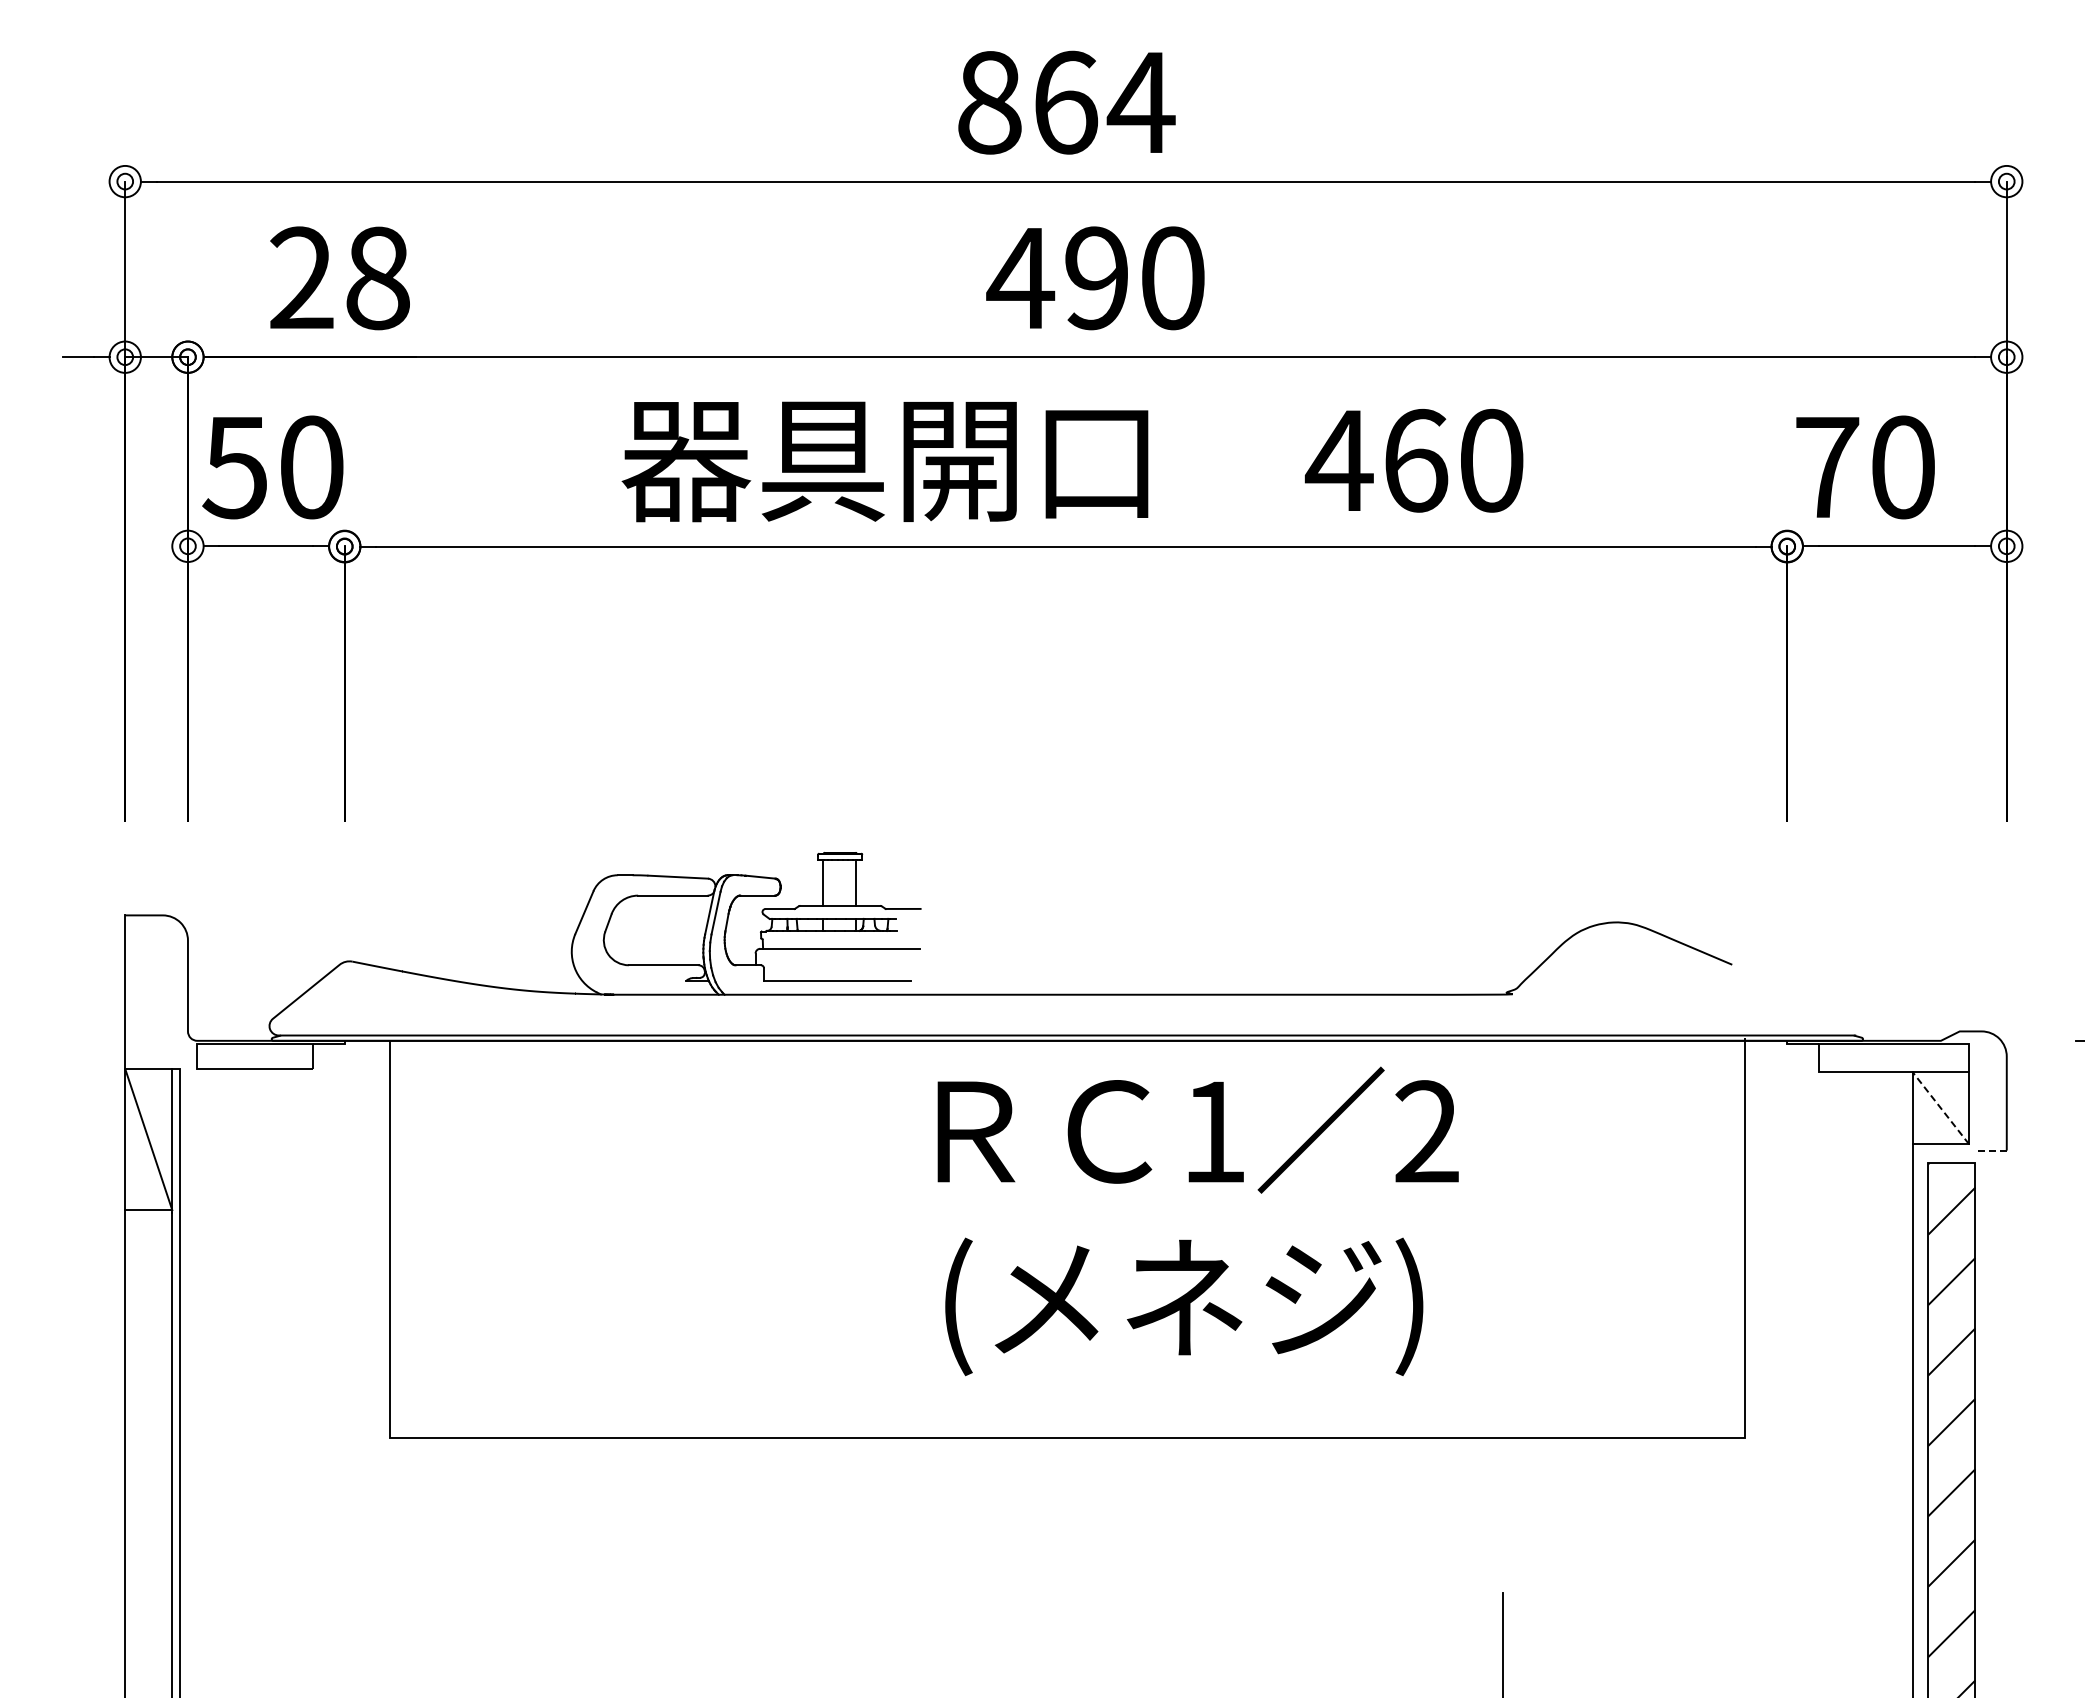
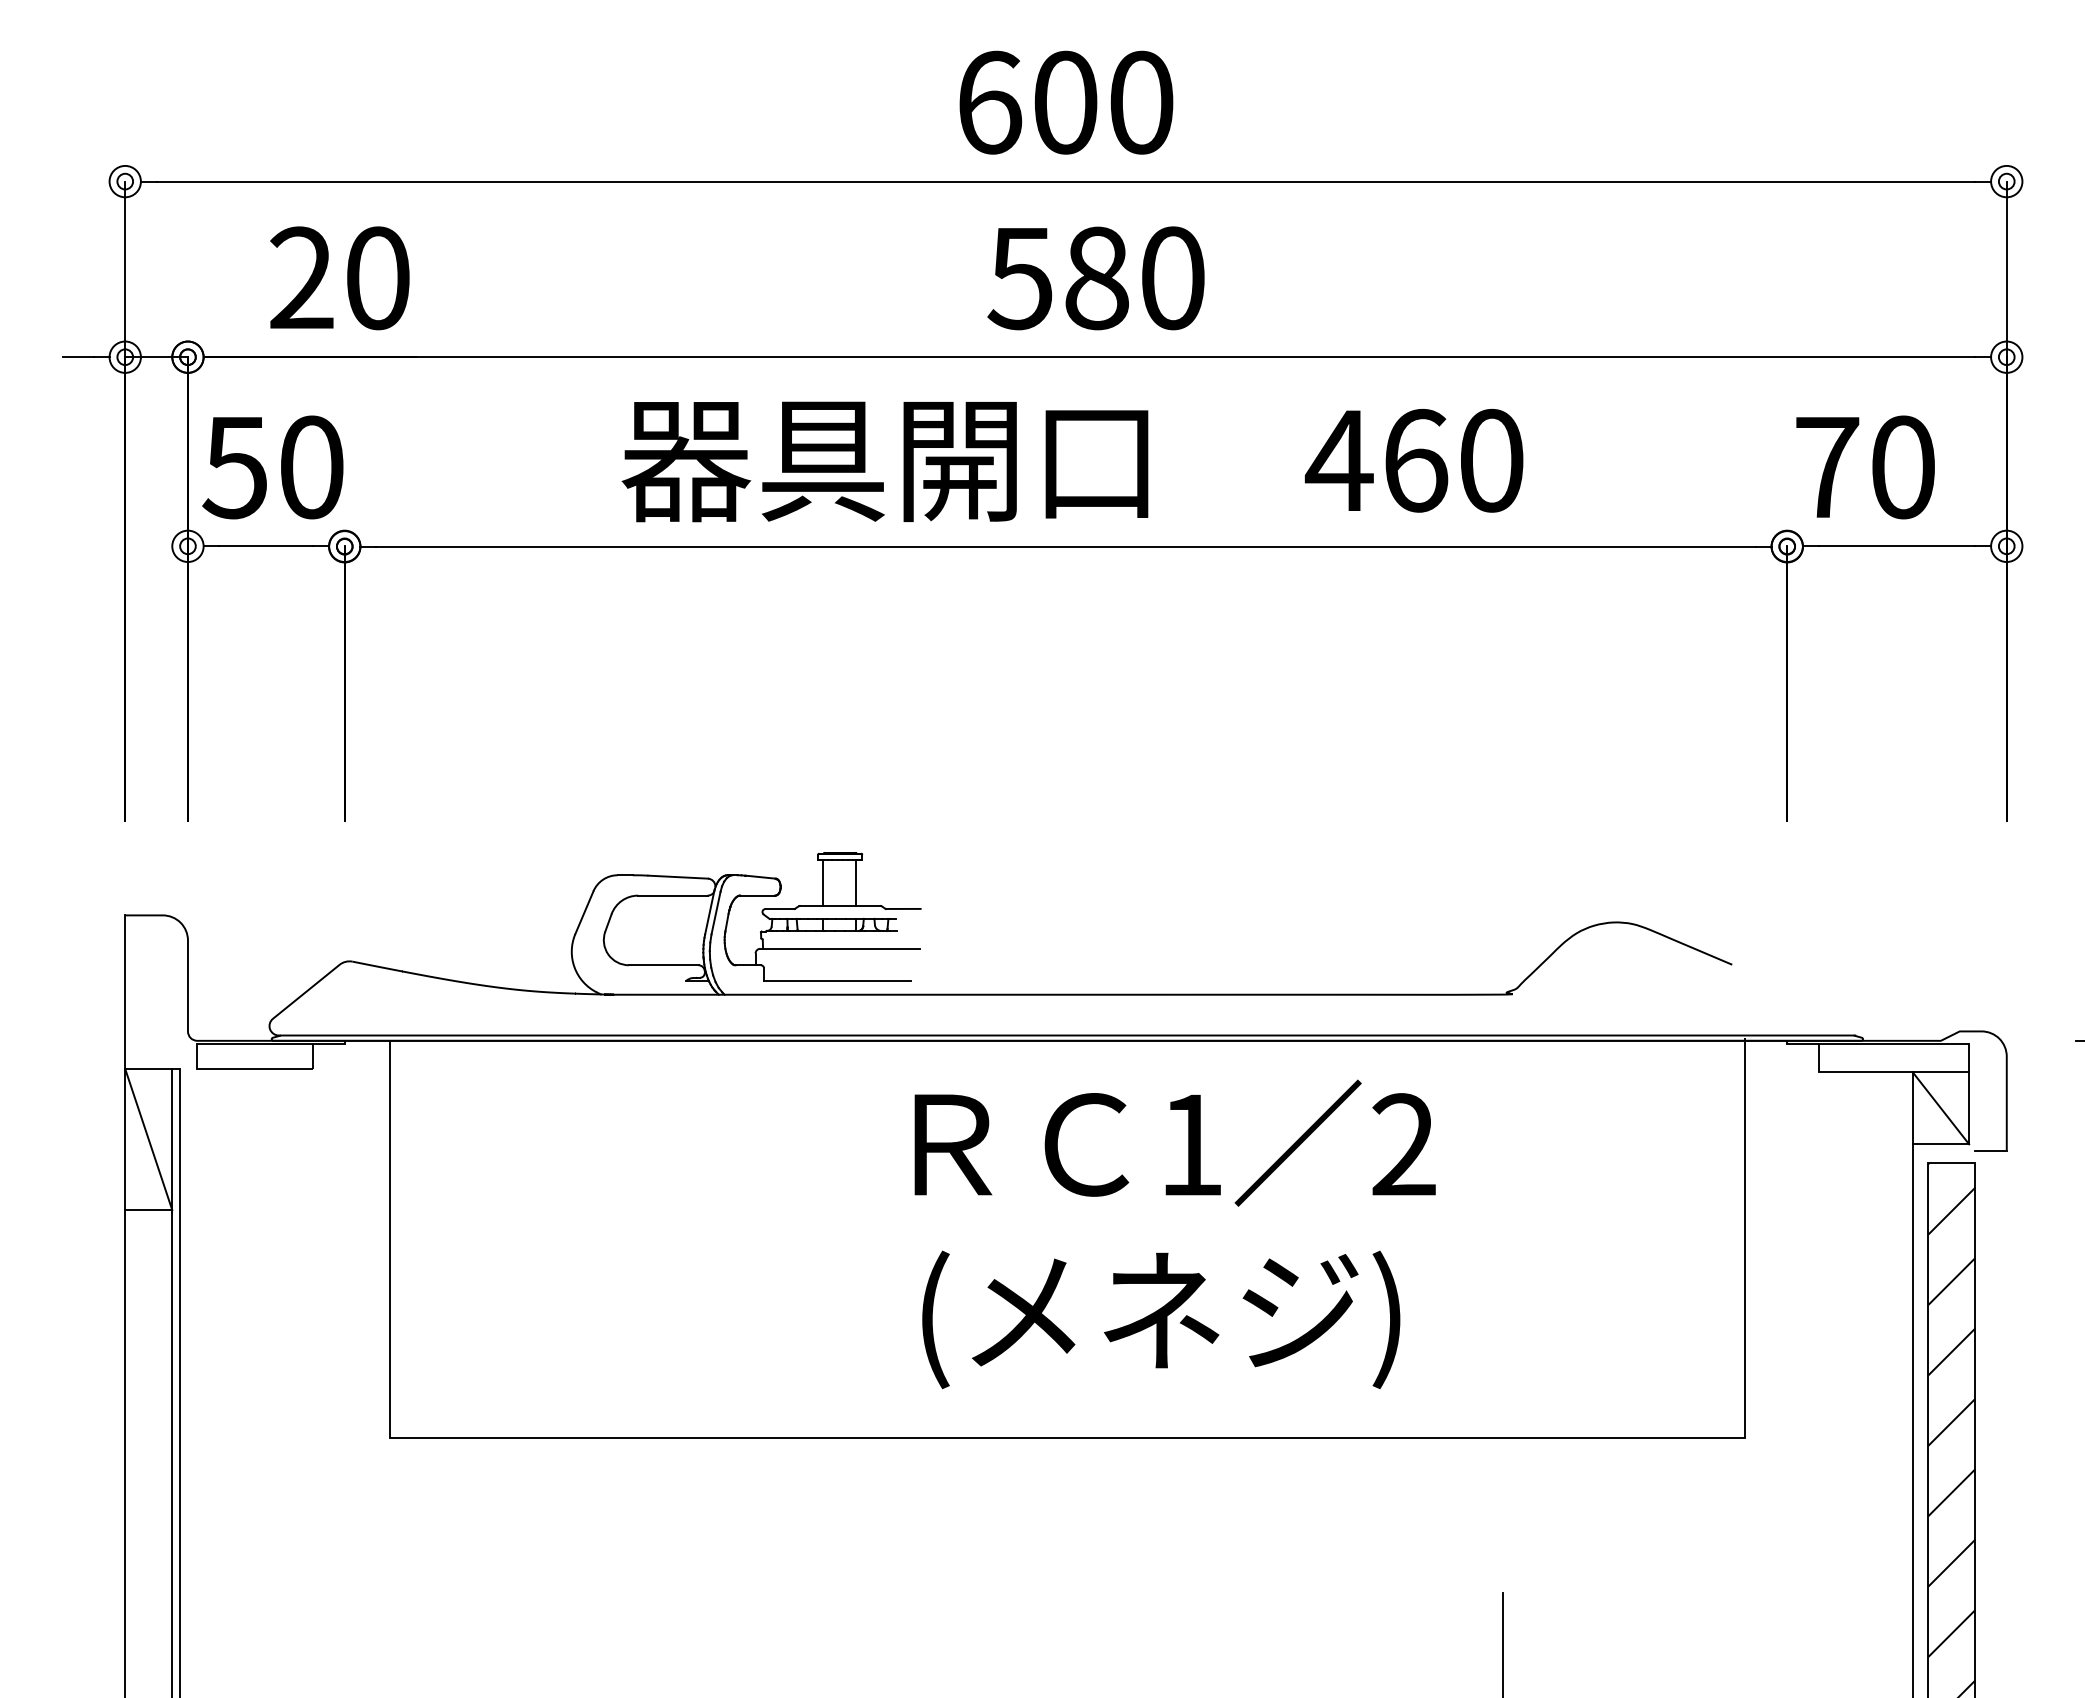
text: 864 -> 600 (1066, 102)
text: 28 -> 20 (377, 278)
text: 490 -> 580 (1057, 278)
line: dashed -> solid (1940, 1108)
line: dashed -> solid (1991, 1150)
text position: (1197, 1221) -> (1174, 1234) (1174, 1234)
